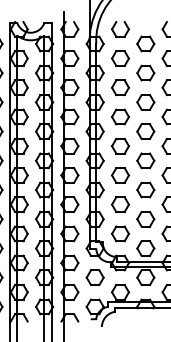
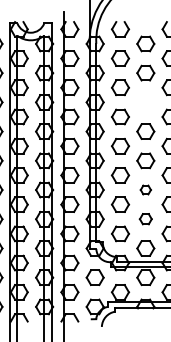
part: present -> none (145, 102)
part size: 20x18 px -> 13x12 px (145, 189)
part size: 20x18 px -> 15x13 px (145, 219)
